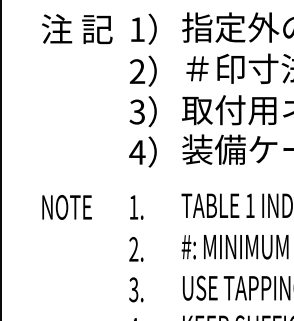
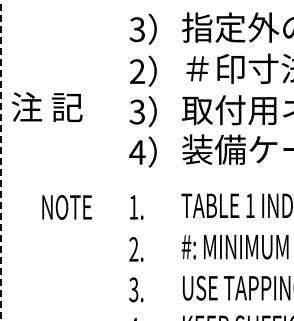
text position: (77, 29) -> (47, 107) (47, 107)
text: 1 -> 3 (136, 29)
line: solid -> dashed (0, 160)
